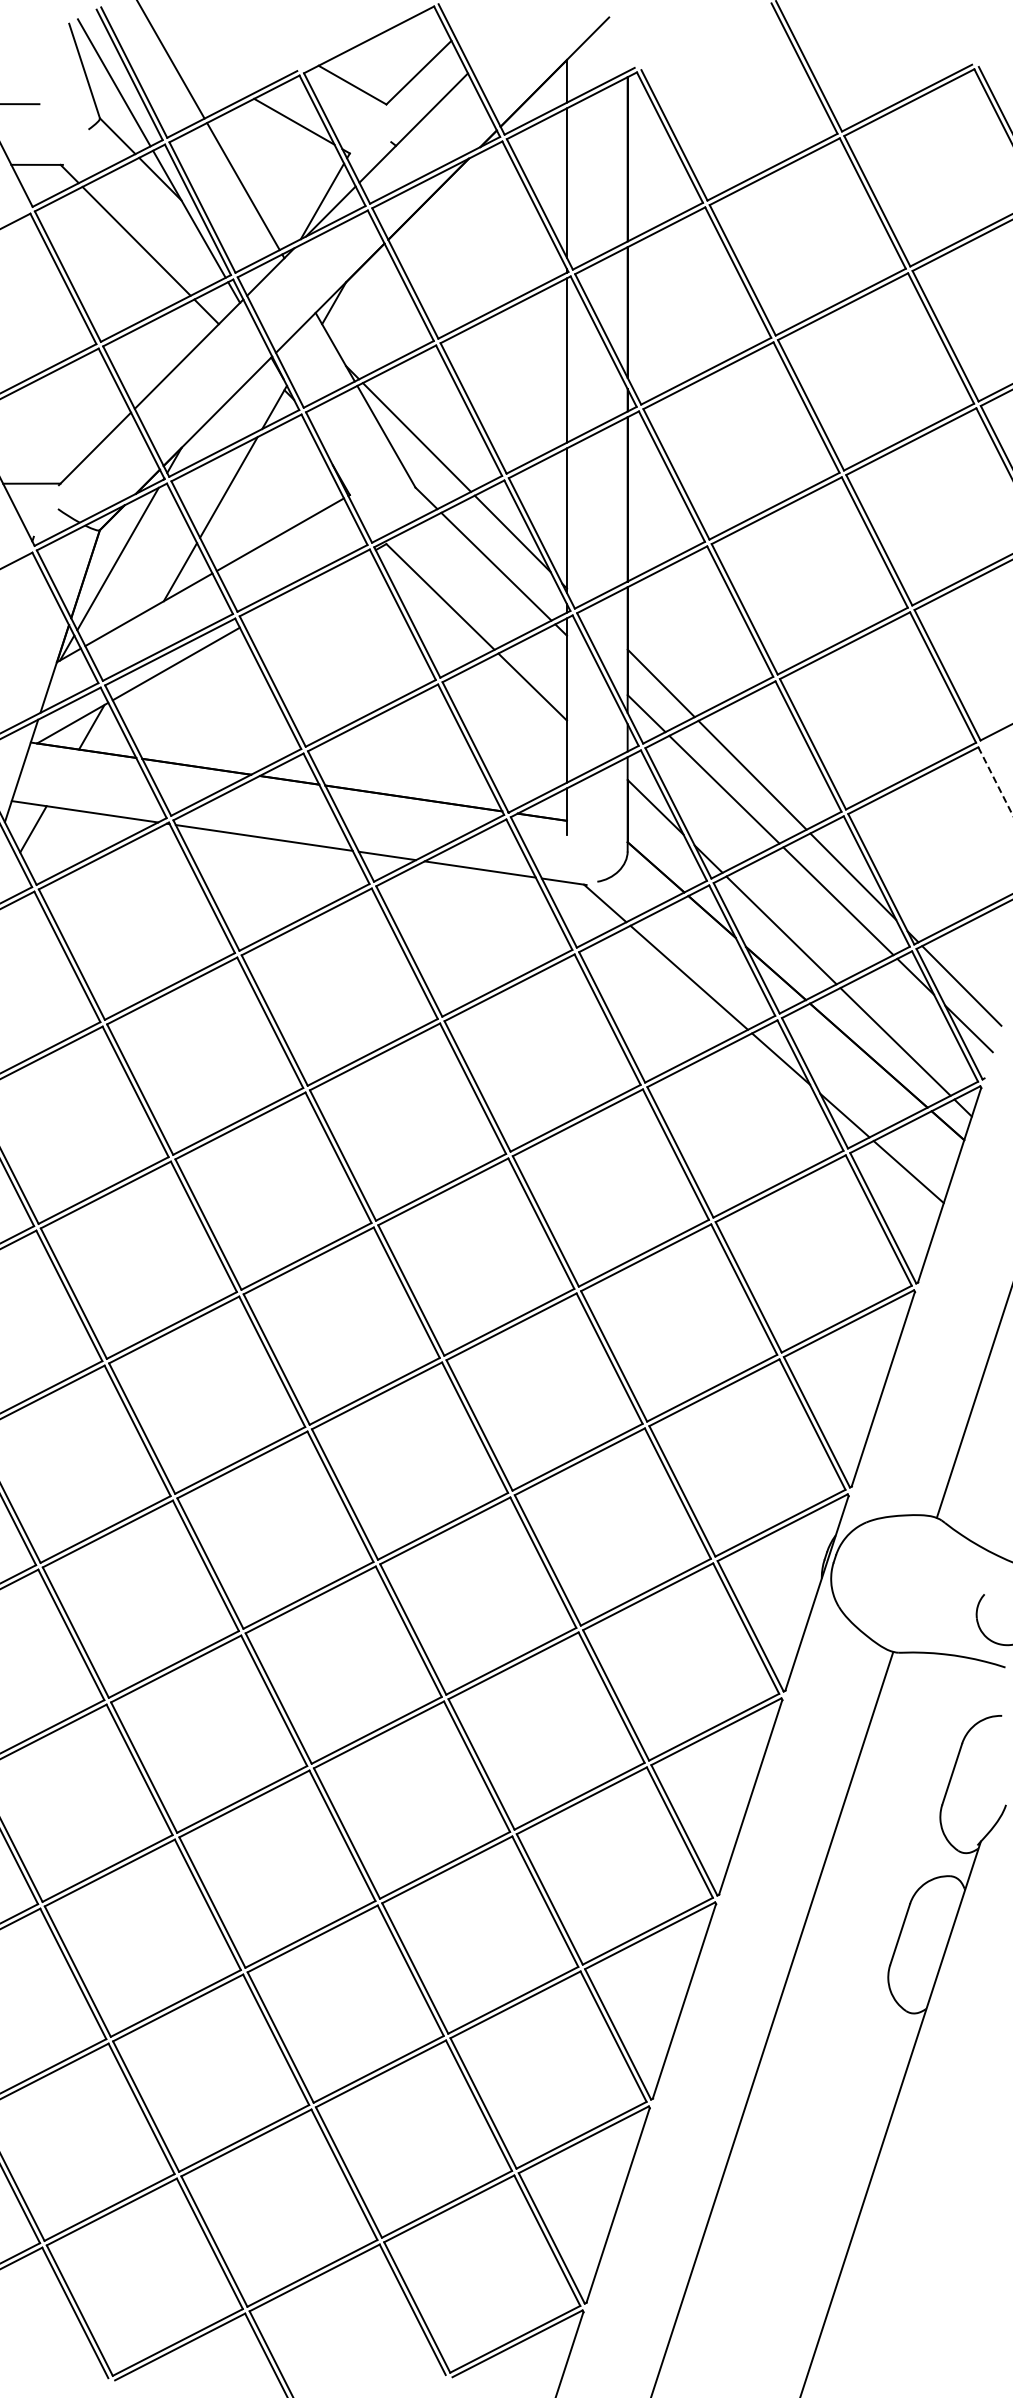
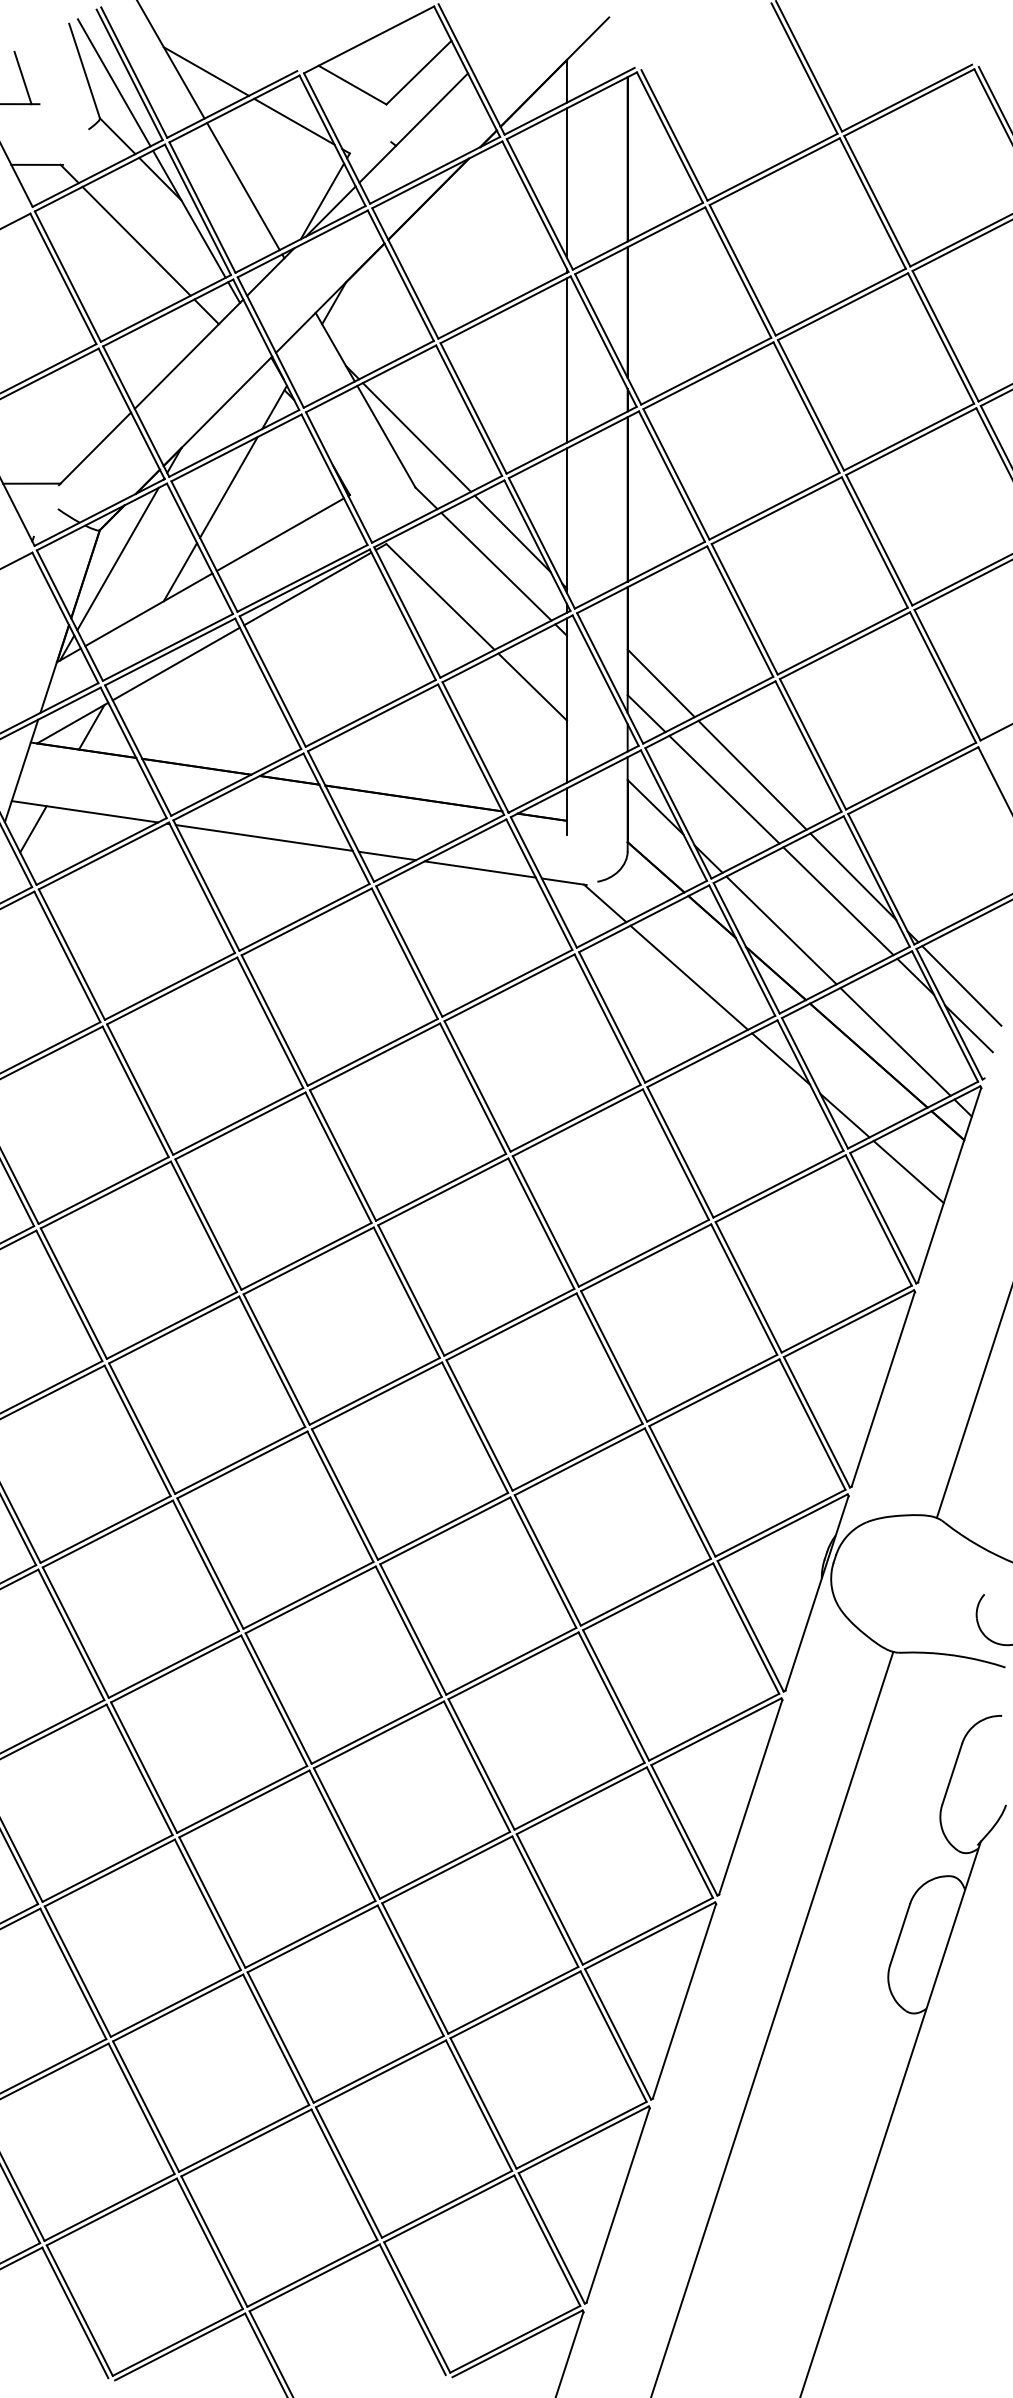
line: none -> present (205, 71)
line: none -> present (22, 77)
line: none -> present (307, 588)
line: dashed -> solid (995, 781)
